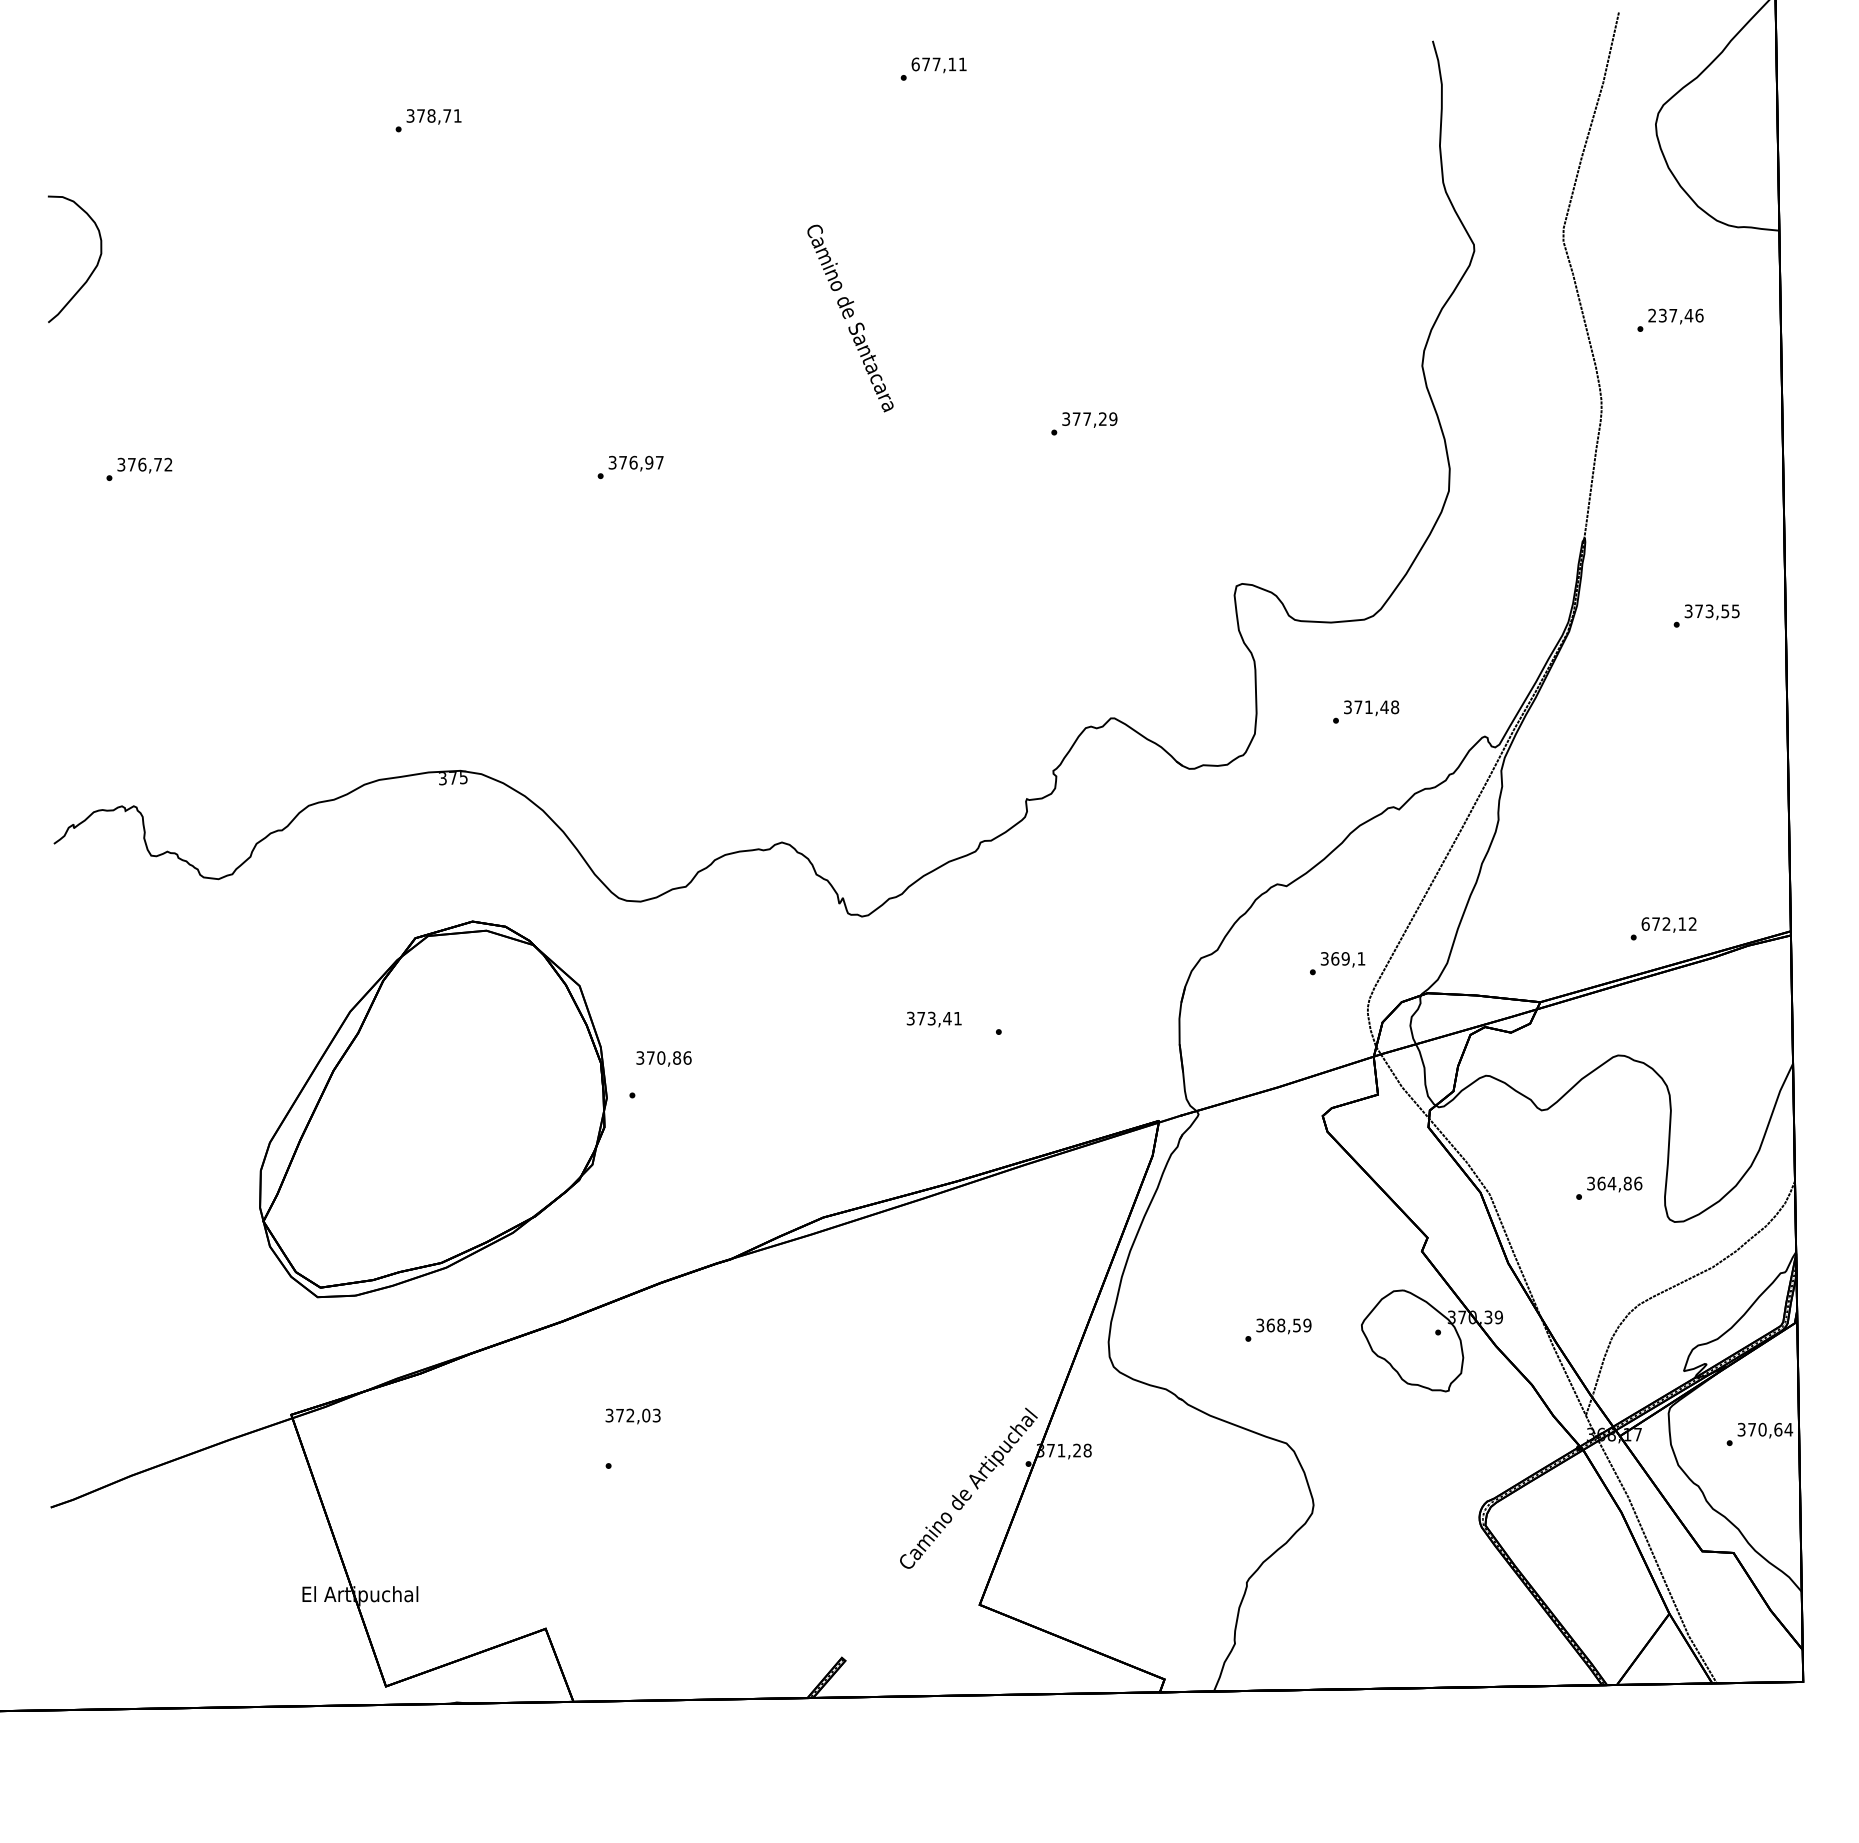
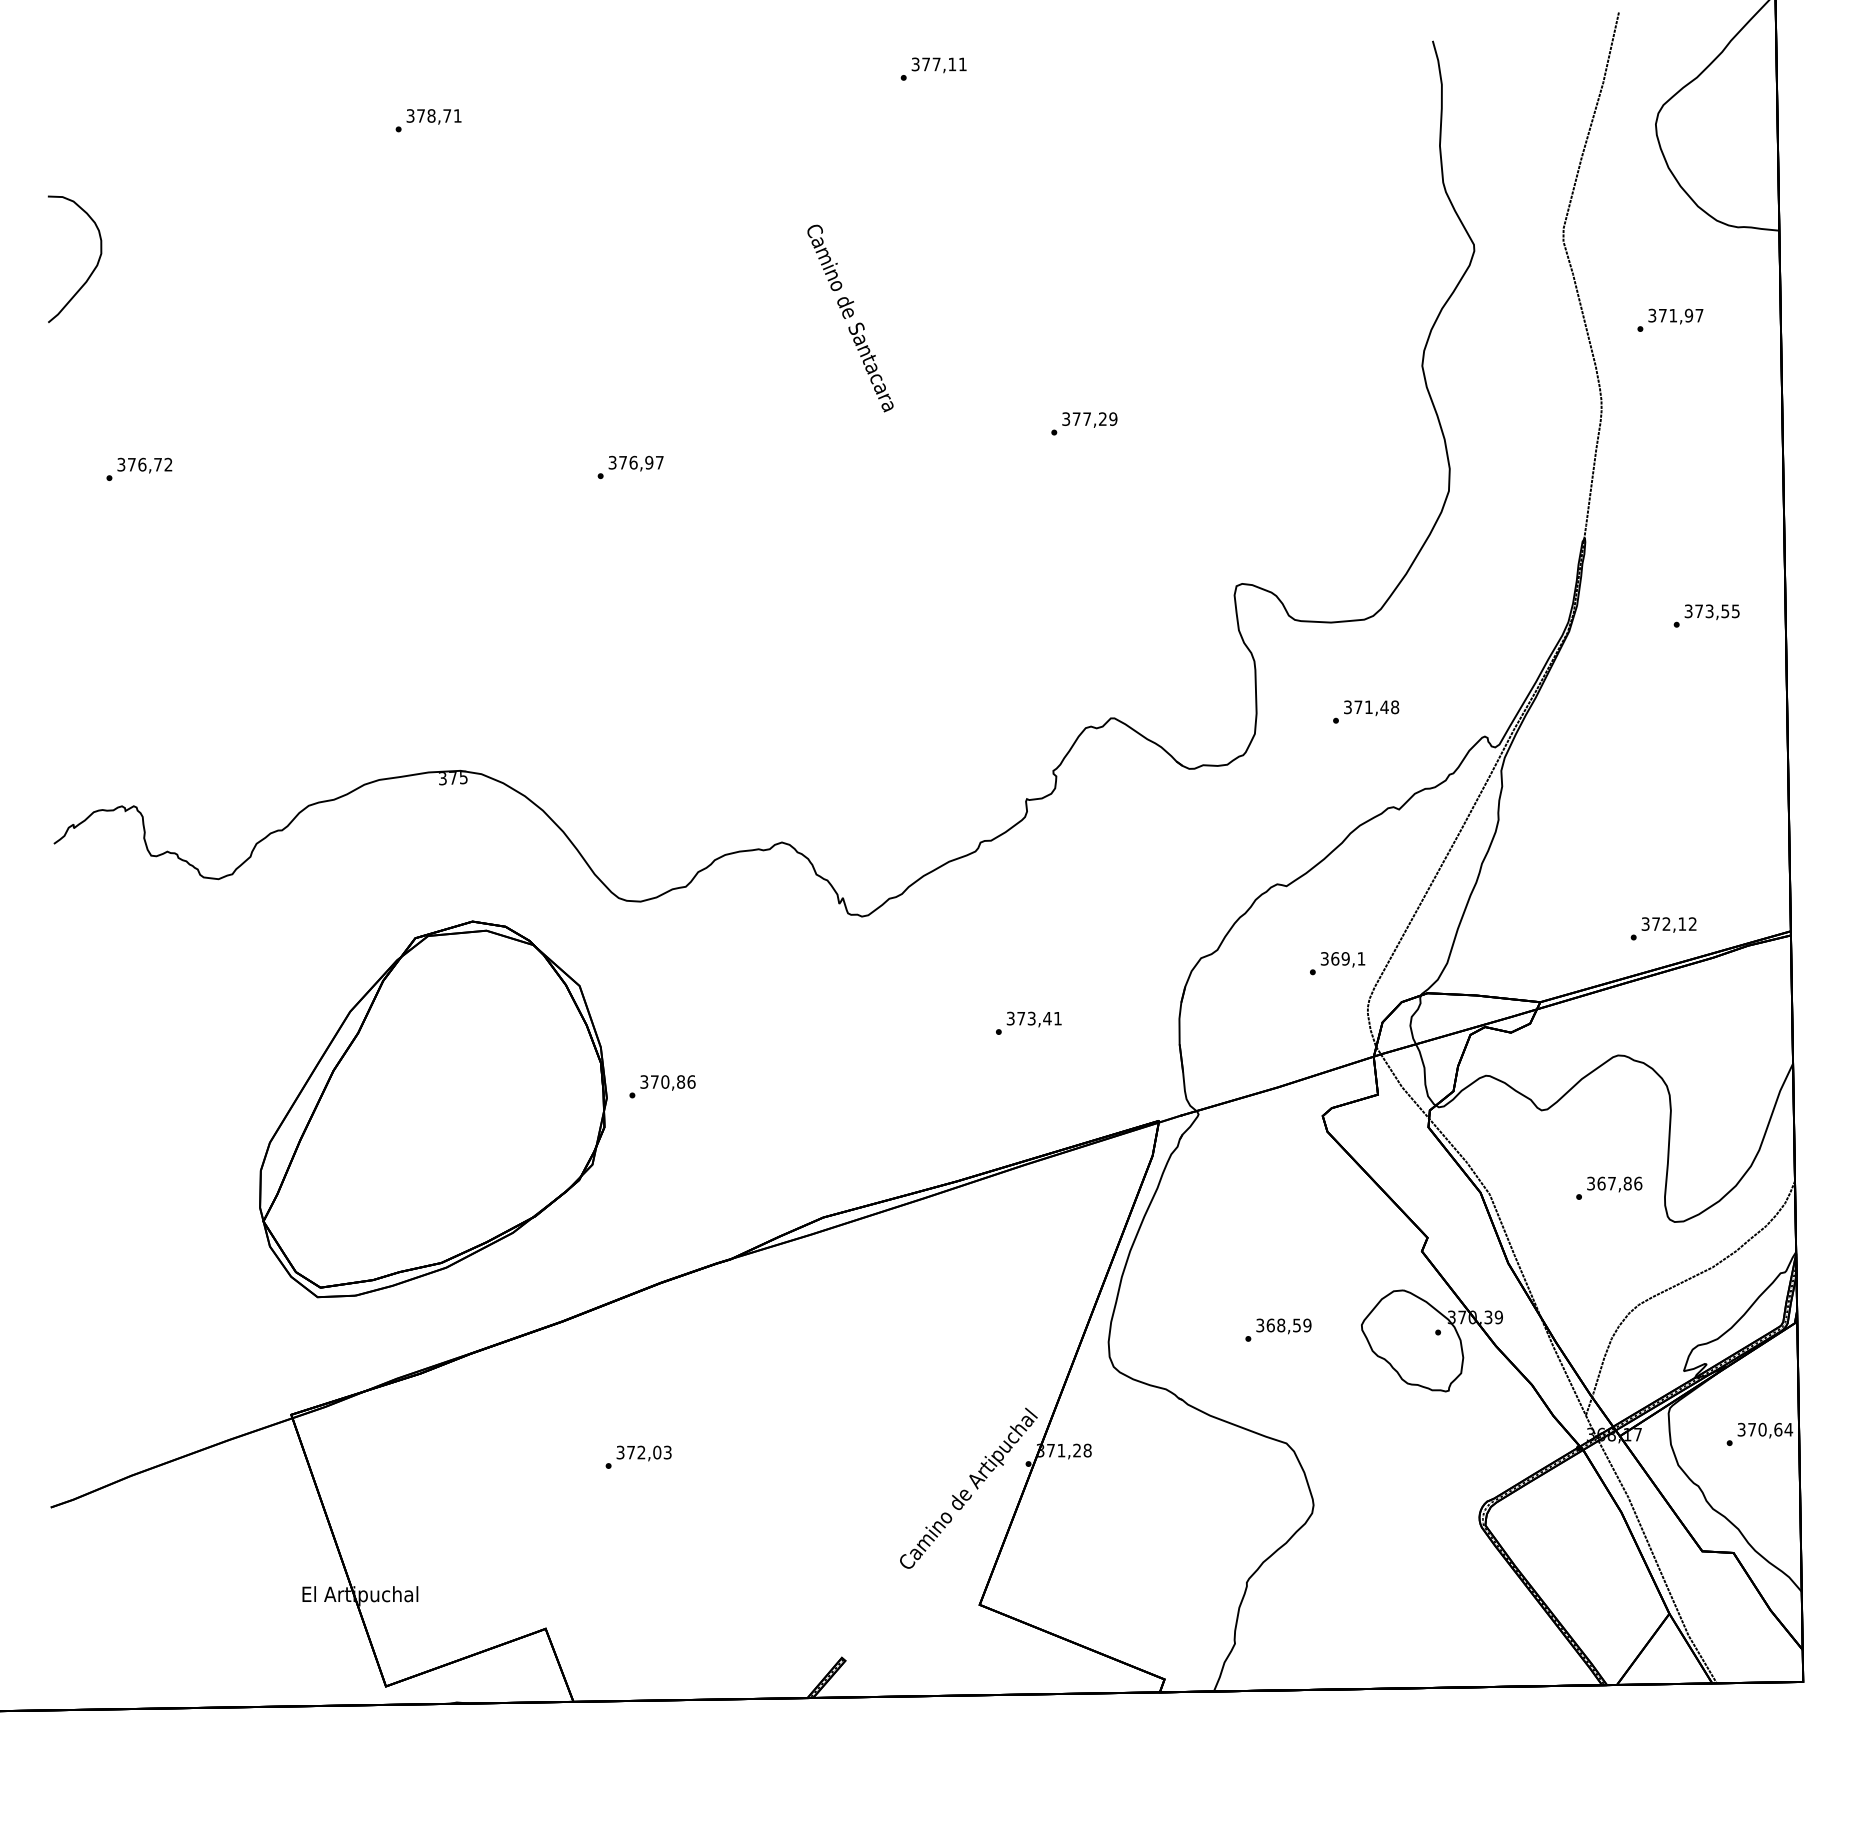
text: 677,11 -> 377,11 (915, 64)
text: 237,46 -> 371,97 (1675, 315)
text: 672,12 -> 372,12 (1645, 923)
text position: (933, 1019) -> (1033, 1019) (1033, 1019)
text position: (663, 1058) -> (667, 1082) (667, 1082)
text: 364,86 -> 367,86 (1611, 1183)
text position: (632, 1416) -> (643, 1453) (643, 1453)
